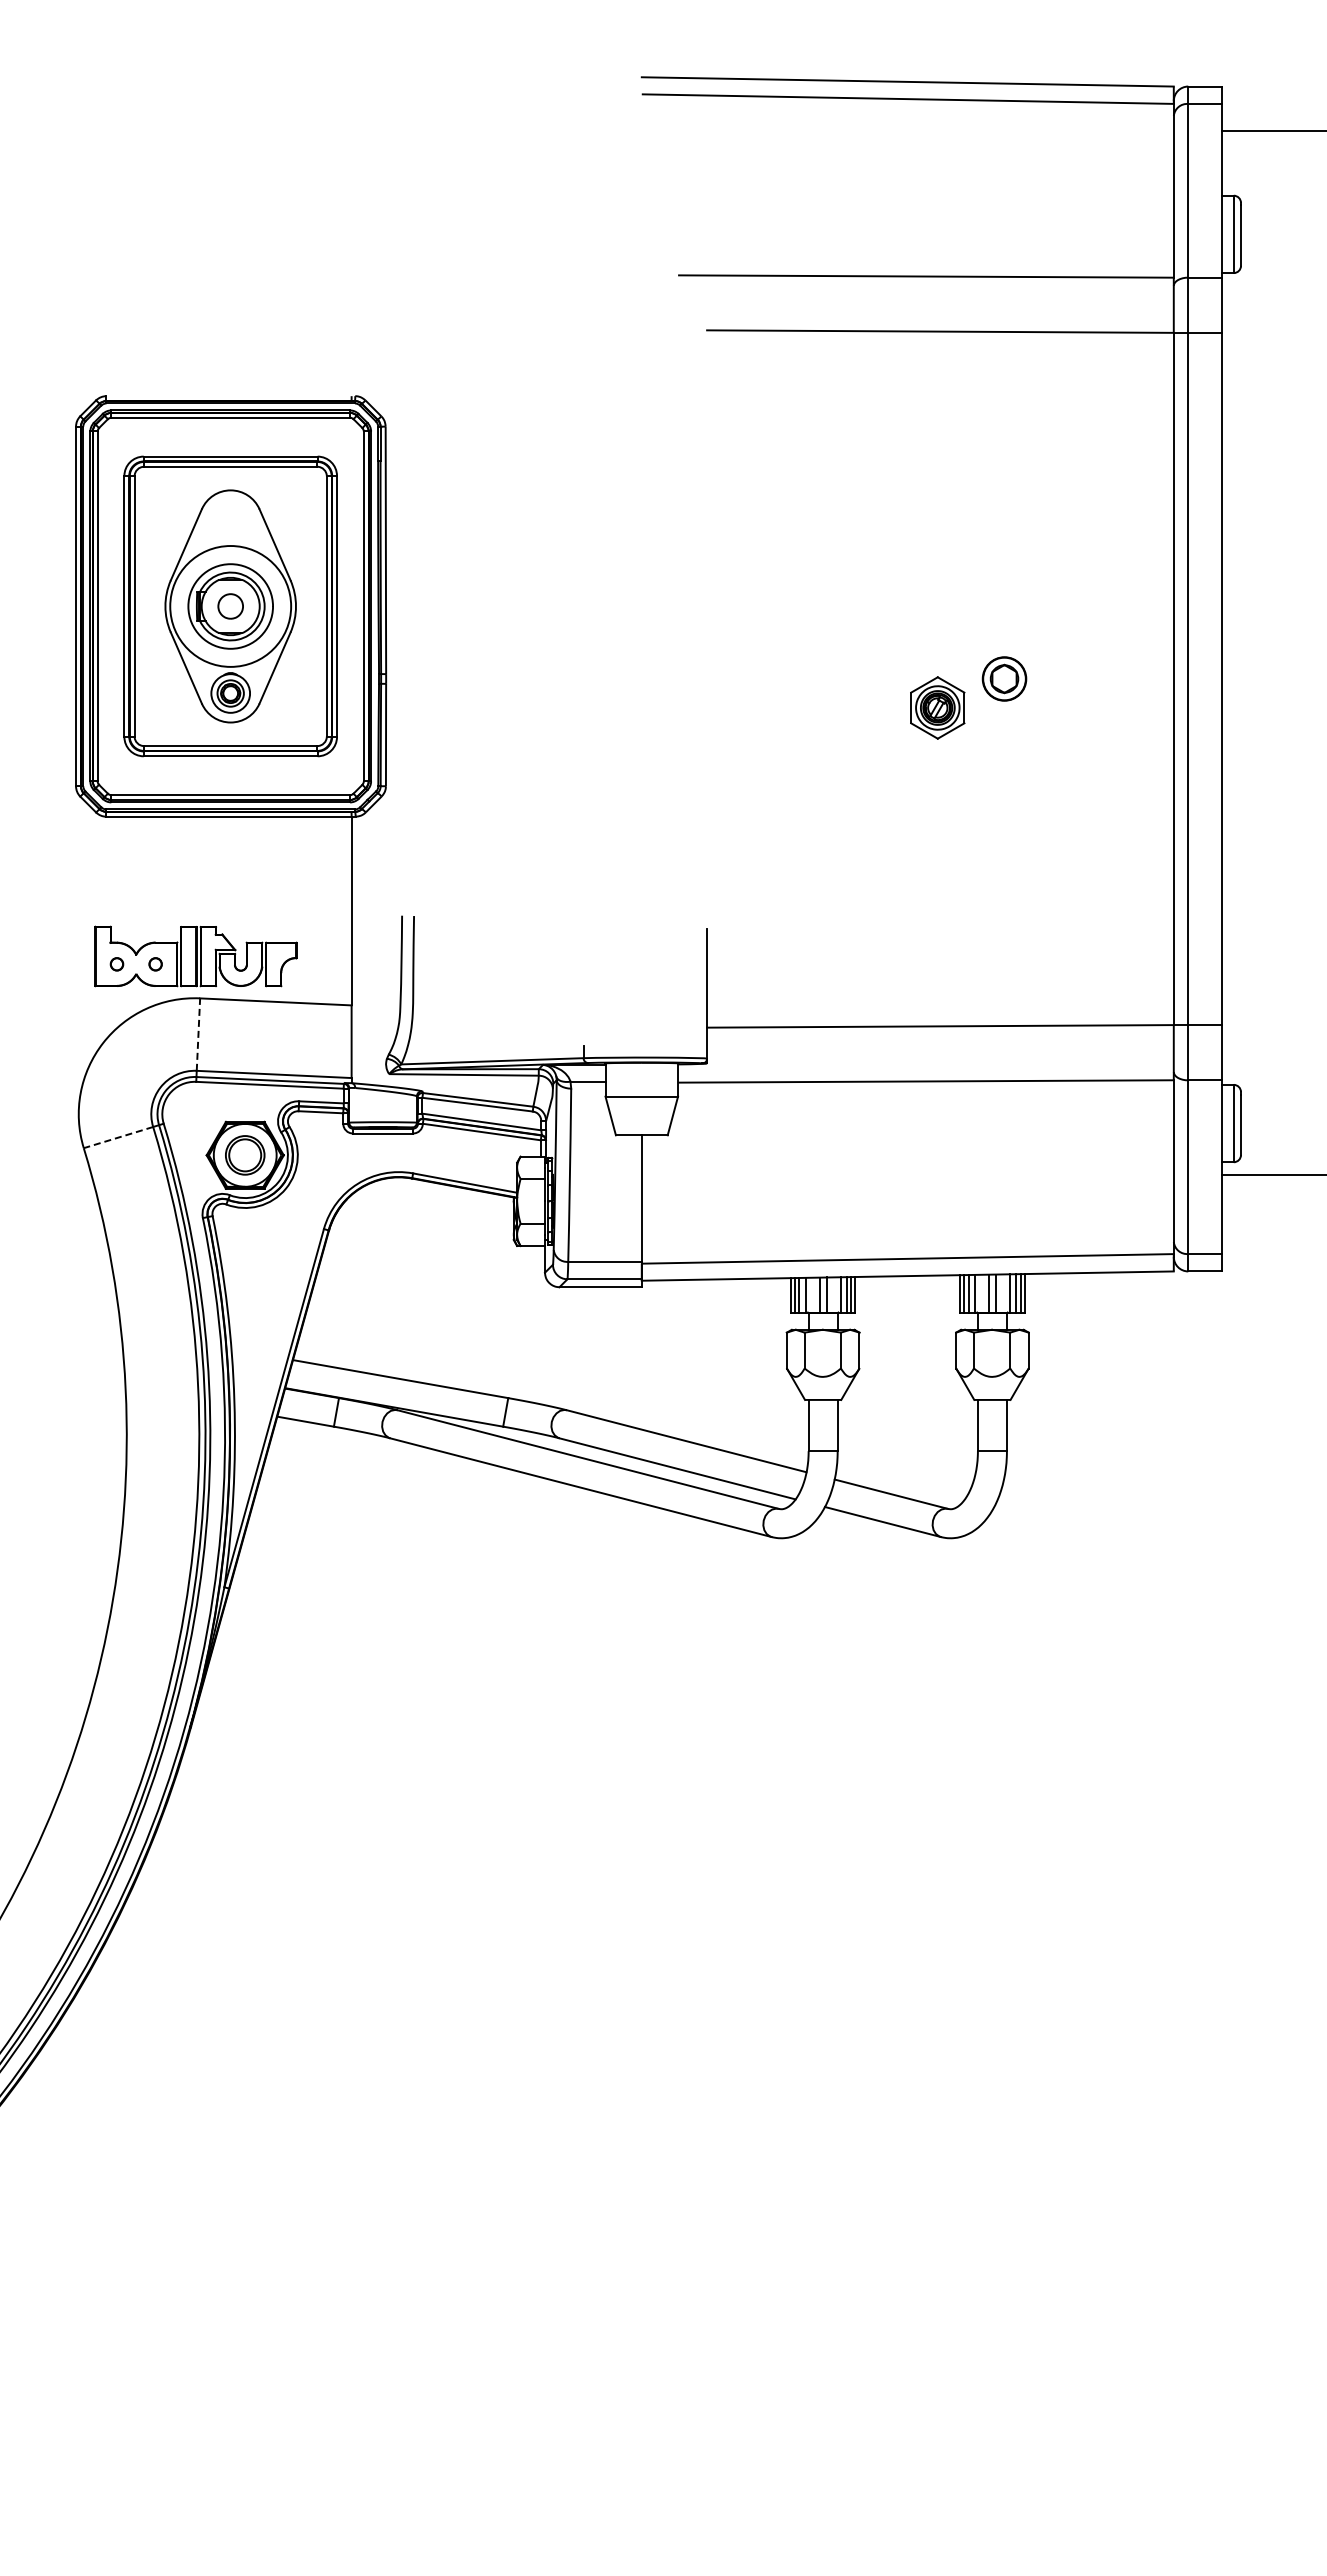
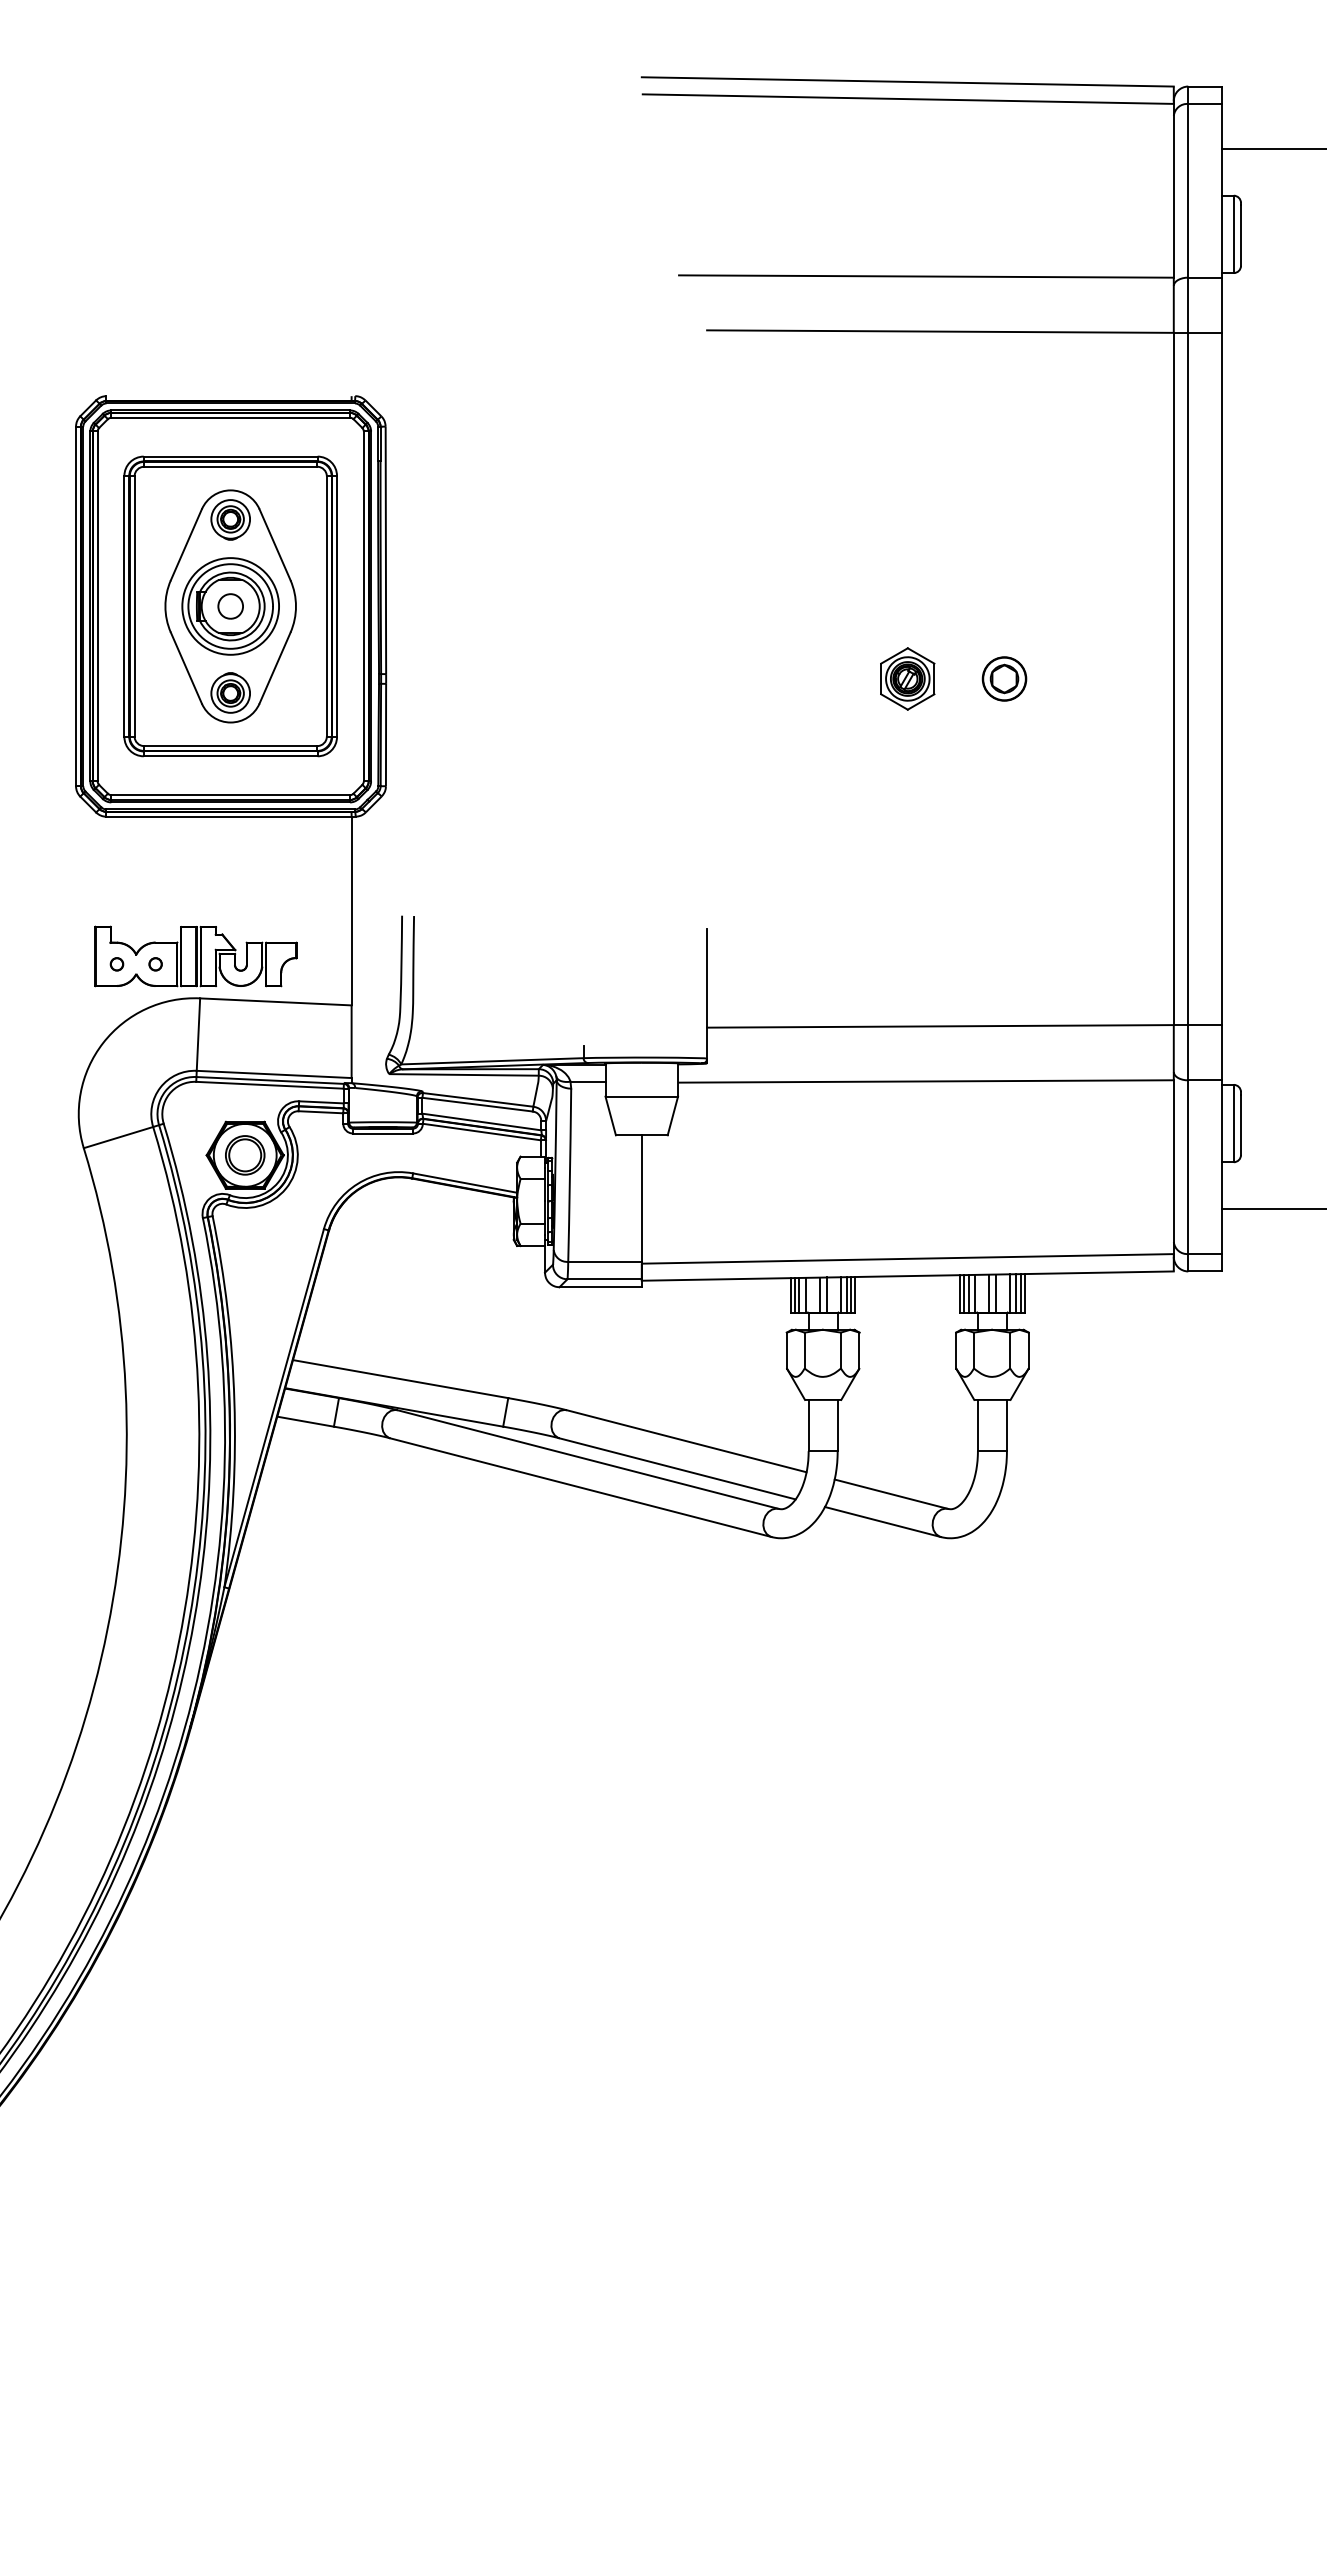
line position: (1272, 131) -> (1272, 149) (1272, 149)
part: none -> present (230, 519)
circle diameter: 121 px -> 97 px (230, 606)
part position: (937, 707) -> (907, 678) (907, 678)
line: dashed -> solid (198, 1034)
line: dashed -> solid (118, 1137)
line position: (1272, 1174) -> (1272, 1208) (1272, 1208)
